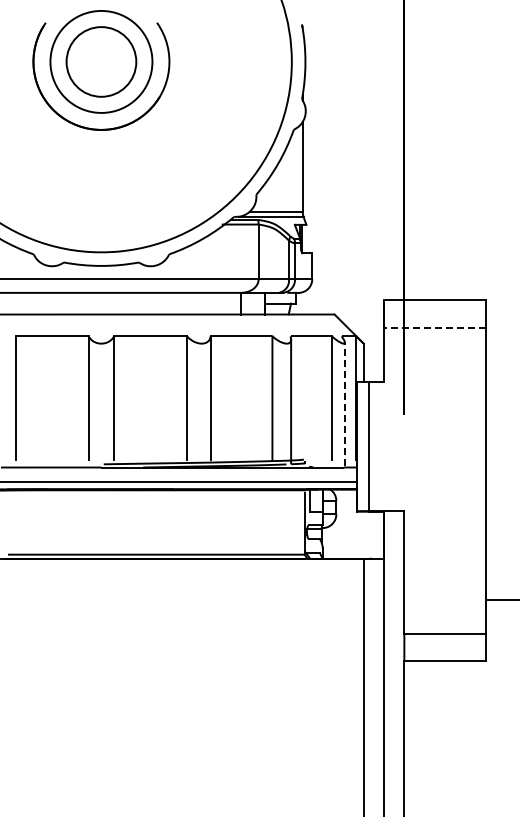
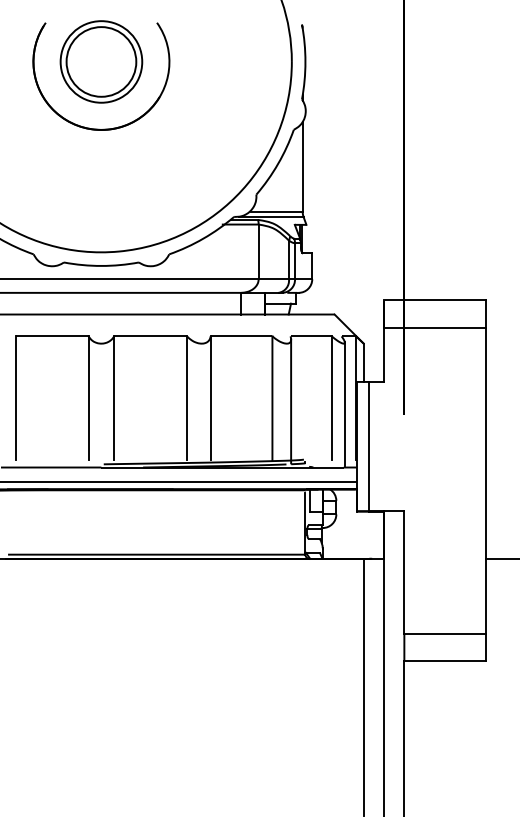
circle diameter: 102 px -> 82 px (101, 61)
line: dashed -> solid (434, 327)
line: dashed -> solid (344, 404)
line position: (500, 600) -> (500, 559) (500, 559)
